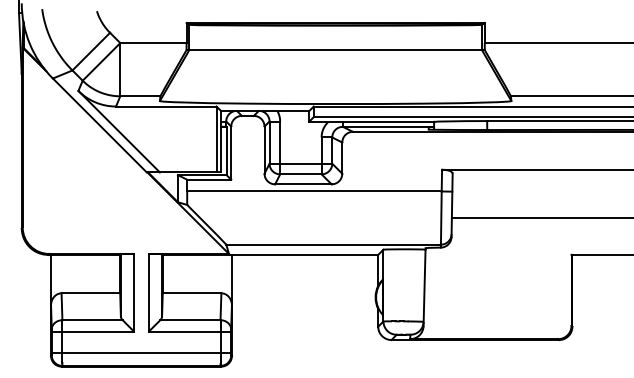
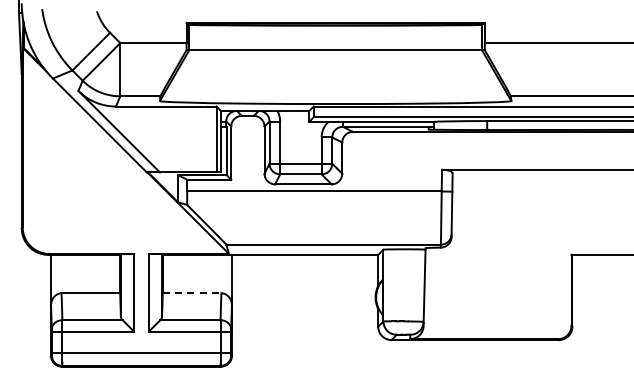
line: present -> none (540, 217)
line: solid -> dashed (192, 293)
